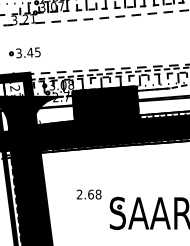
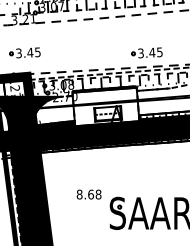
part: none -> present (146, 52)
fill: present -> none (105, 106)
text: 2.68 -> 8.68 (79, 194)
